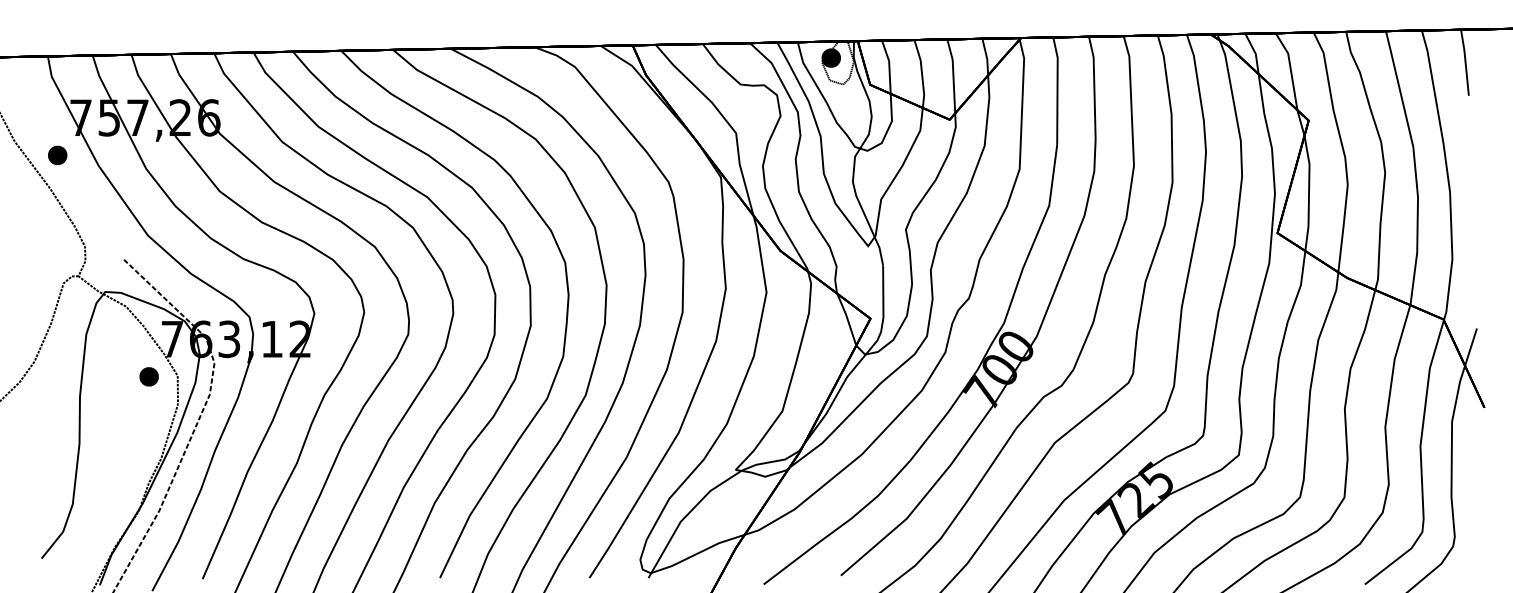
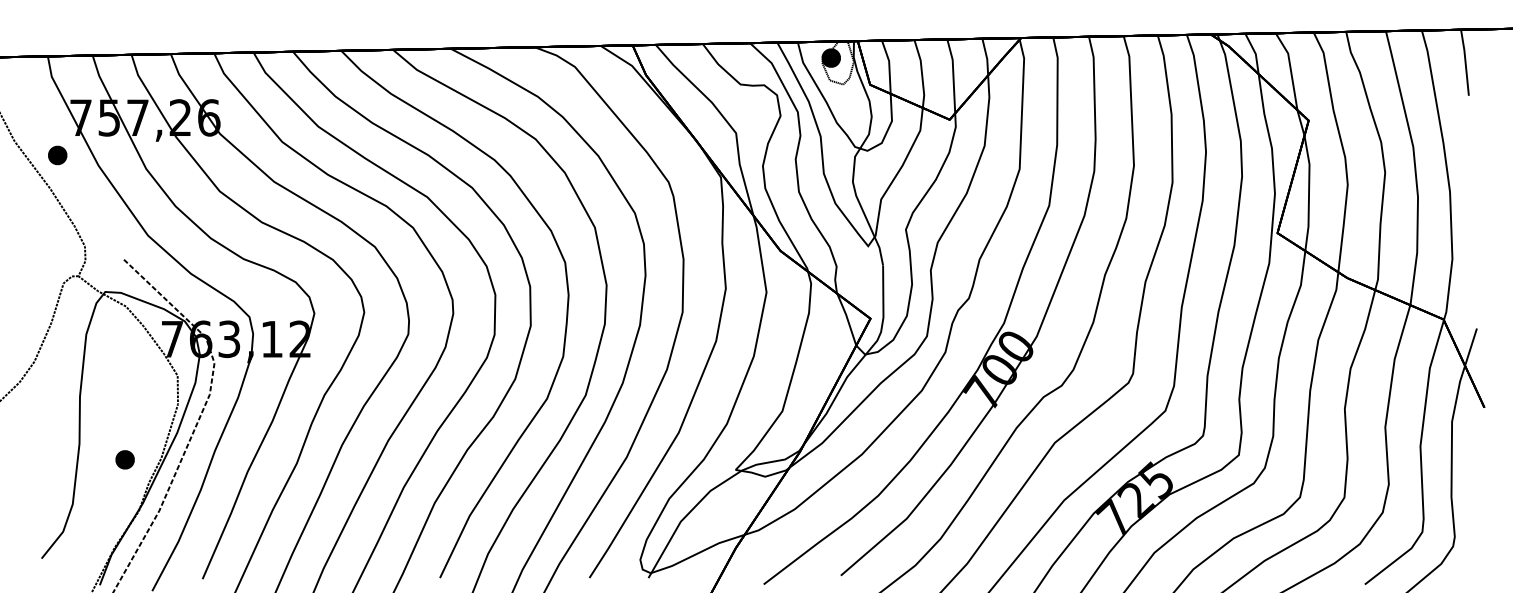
part position: (148, 376) -> (124, 459) (124, 459)
